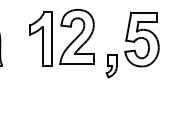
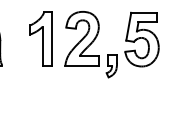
part position: (76, 36) -> (81, 38) (81, 38)
